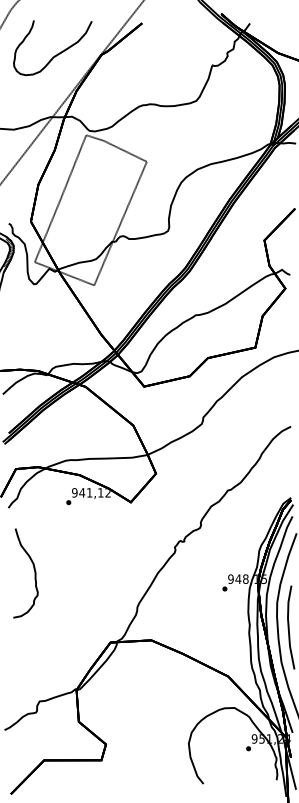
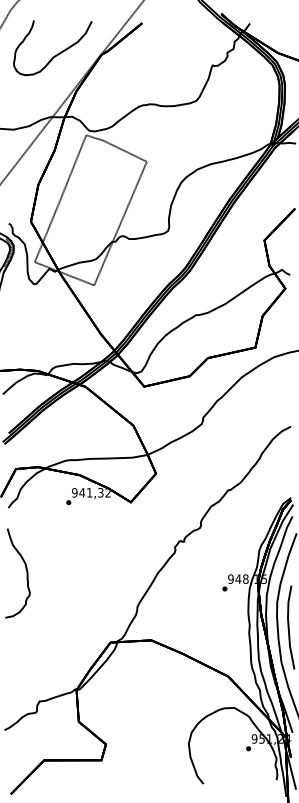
text: 941,12 -> 941,32 (100, 492)
curve position: (33, 569) -> (25, 569) (25, 569)
